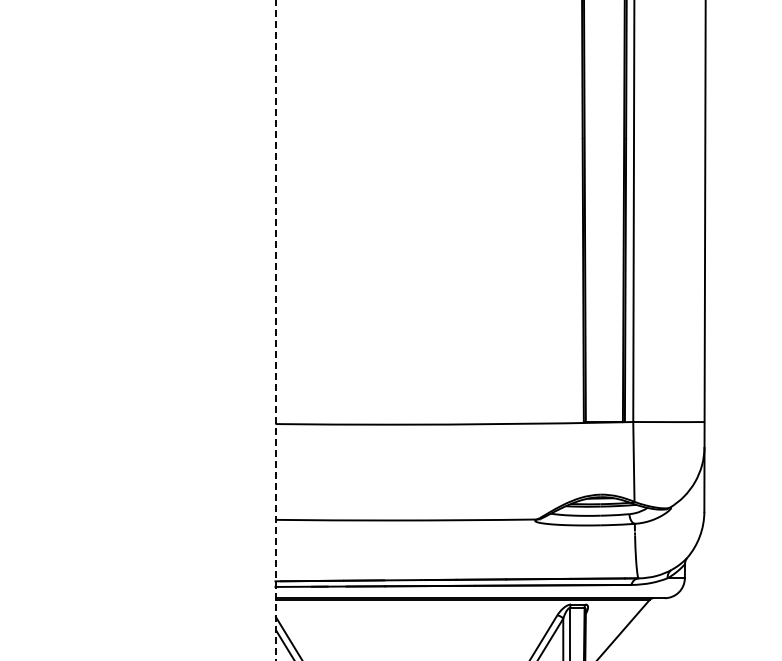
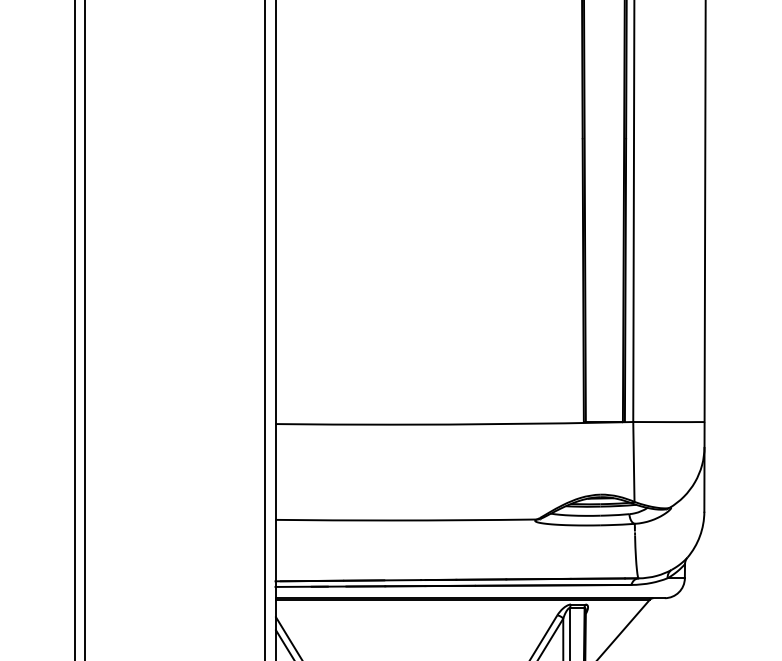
line: none -> present (74, 329)
line: none -> present (84, 329)
line: none -> present (265, 329)
line: dashed -> solid (275, 330)
